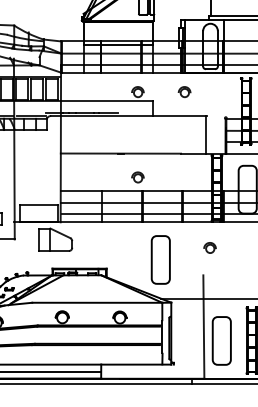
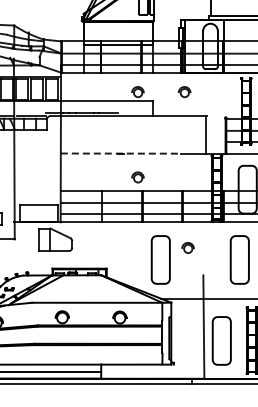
line: solid -> dashed (121, 153)
part position: (209, 247) -> (187, 247) (187, 247)
part: none -> present (239, 259)
